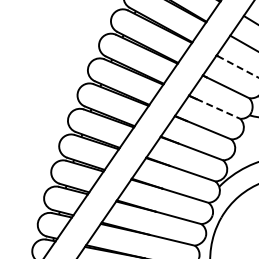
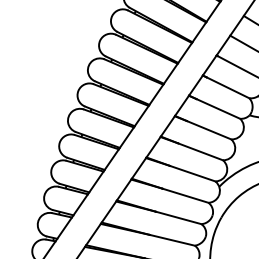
line: dashed -> solid (238, 66)
line: dashed -> solid (218, 109)
